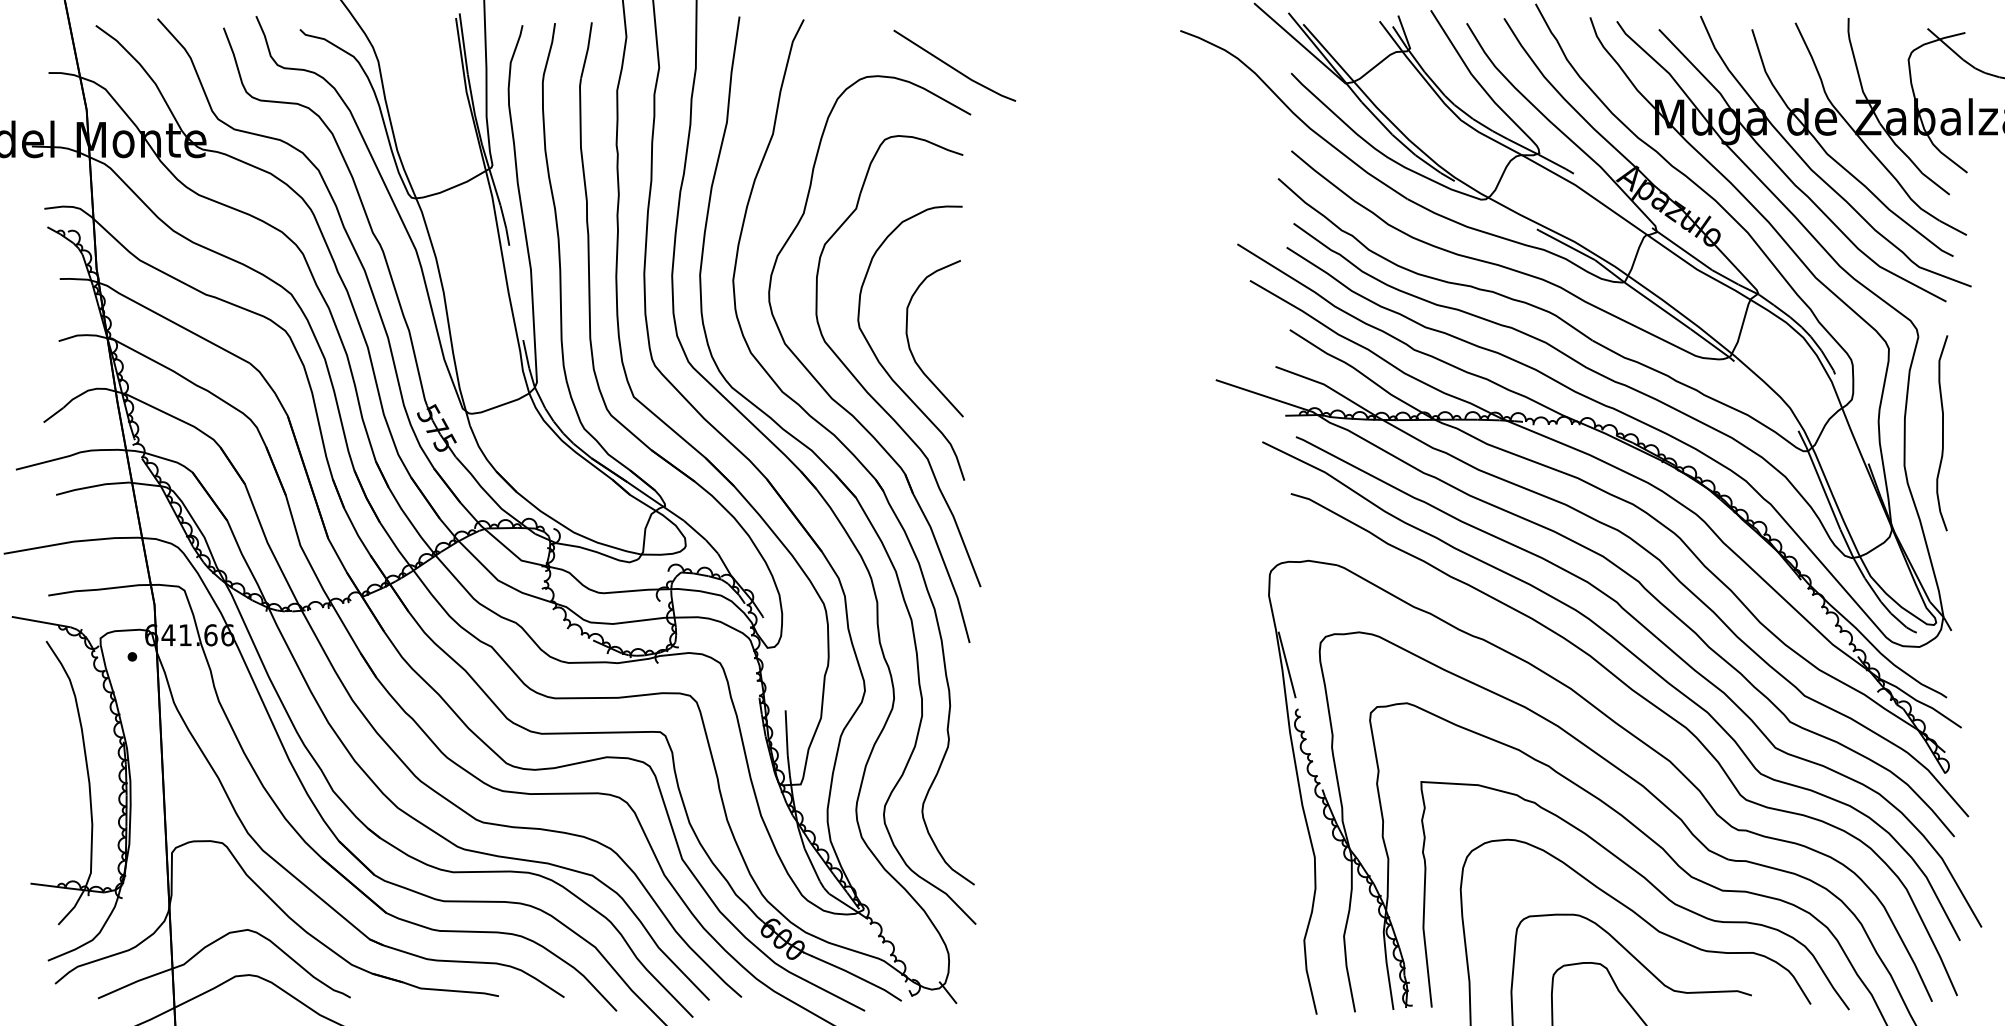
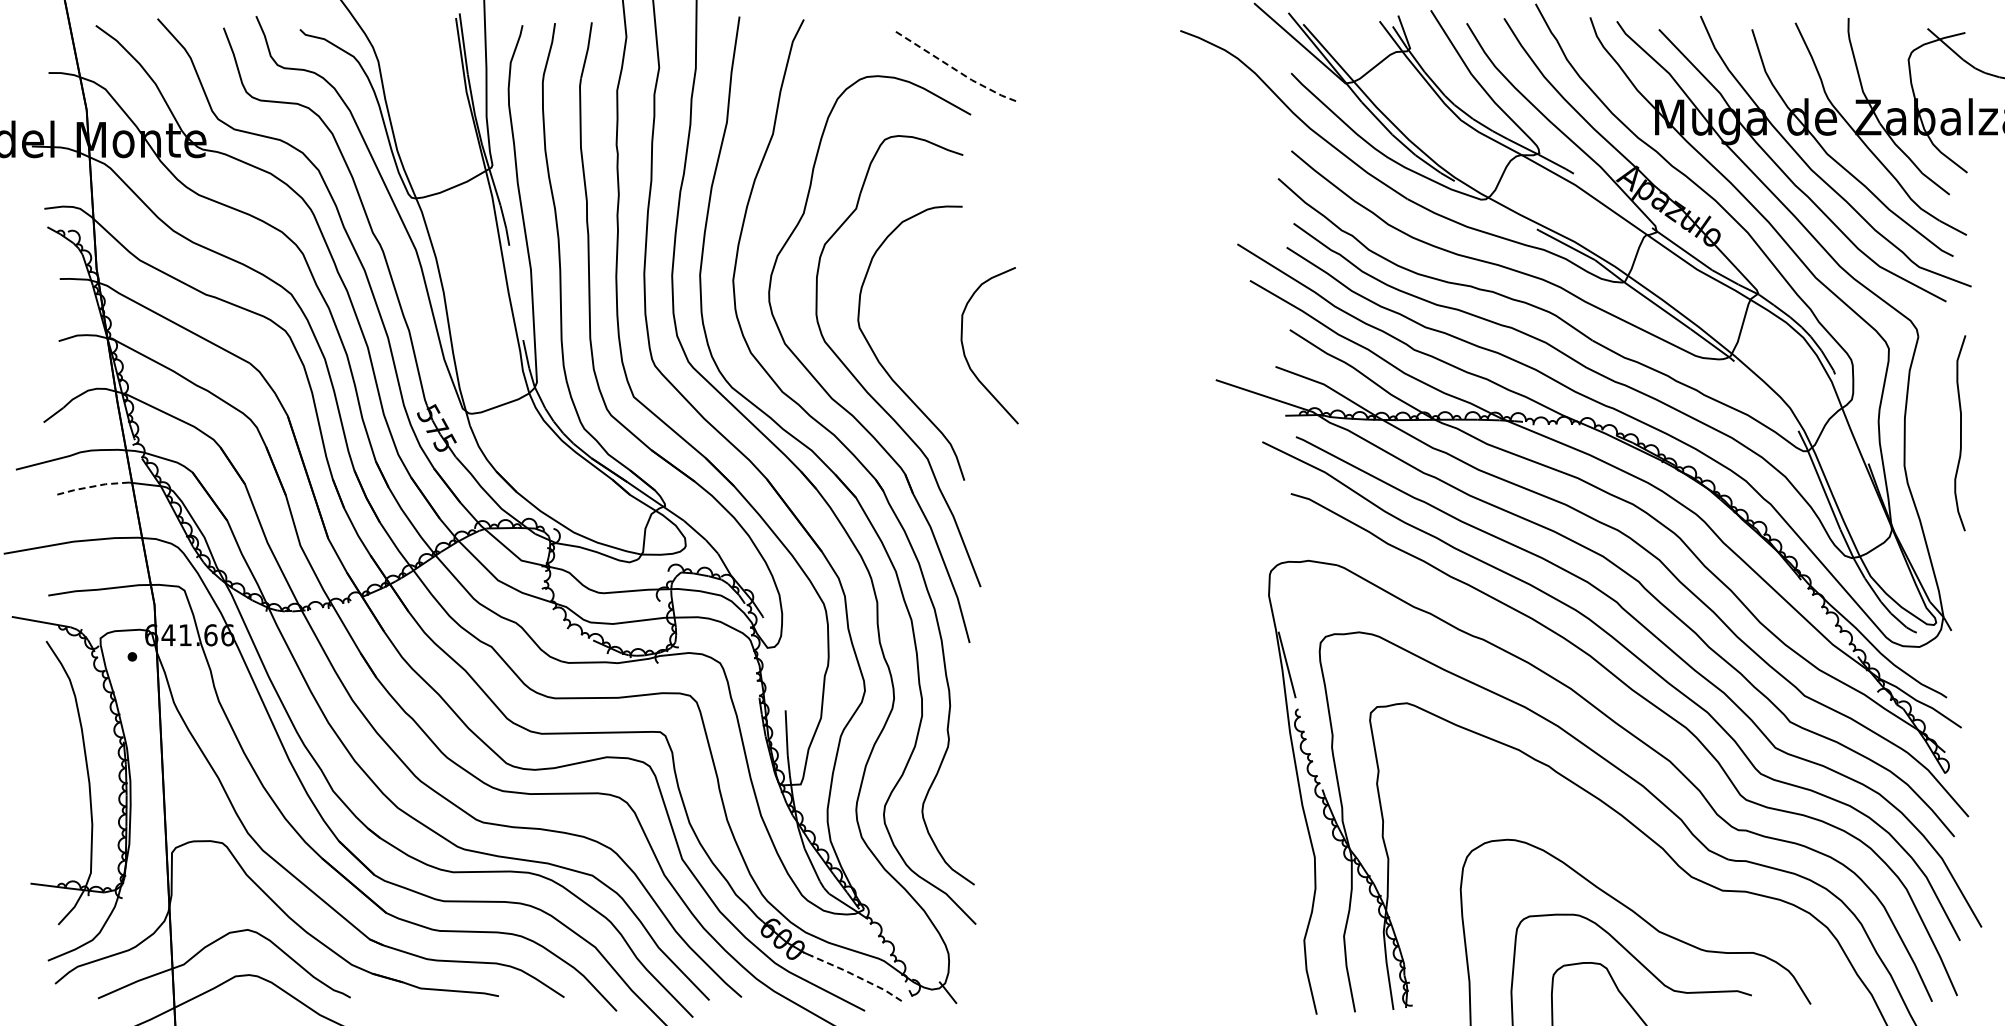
line: solid -> dashed (954, 68)
curve position: (909, 341) -> (964, 348) (964, 348)
curve position: (1942, 433) -> (1960, 433) (1960, 433)
line: solid -> dashed (92, 486)
curve: present -> none (1647, 881)
line: solid -> dashed (857, 976)
